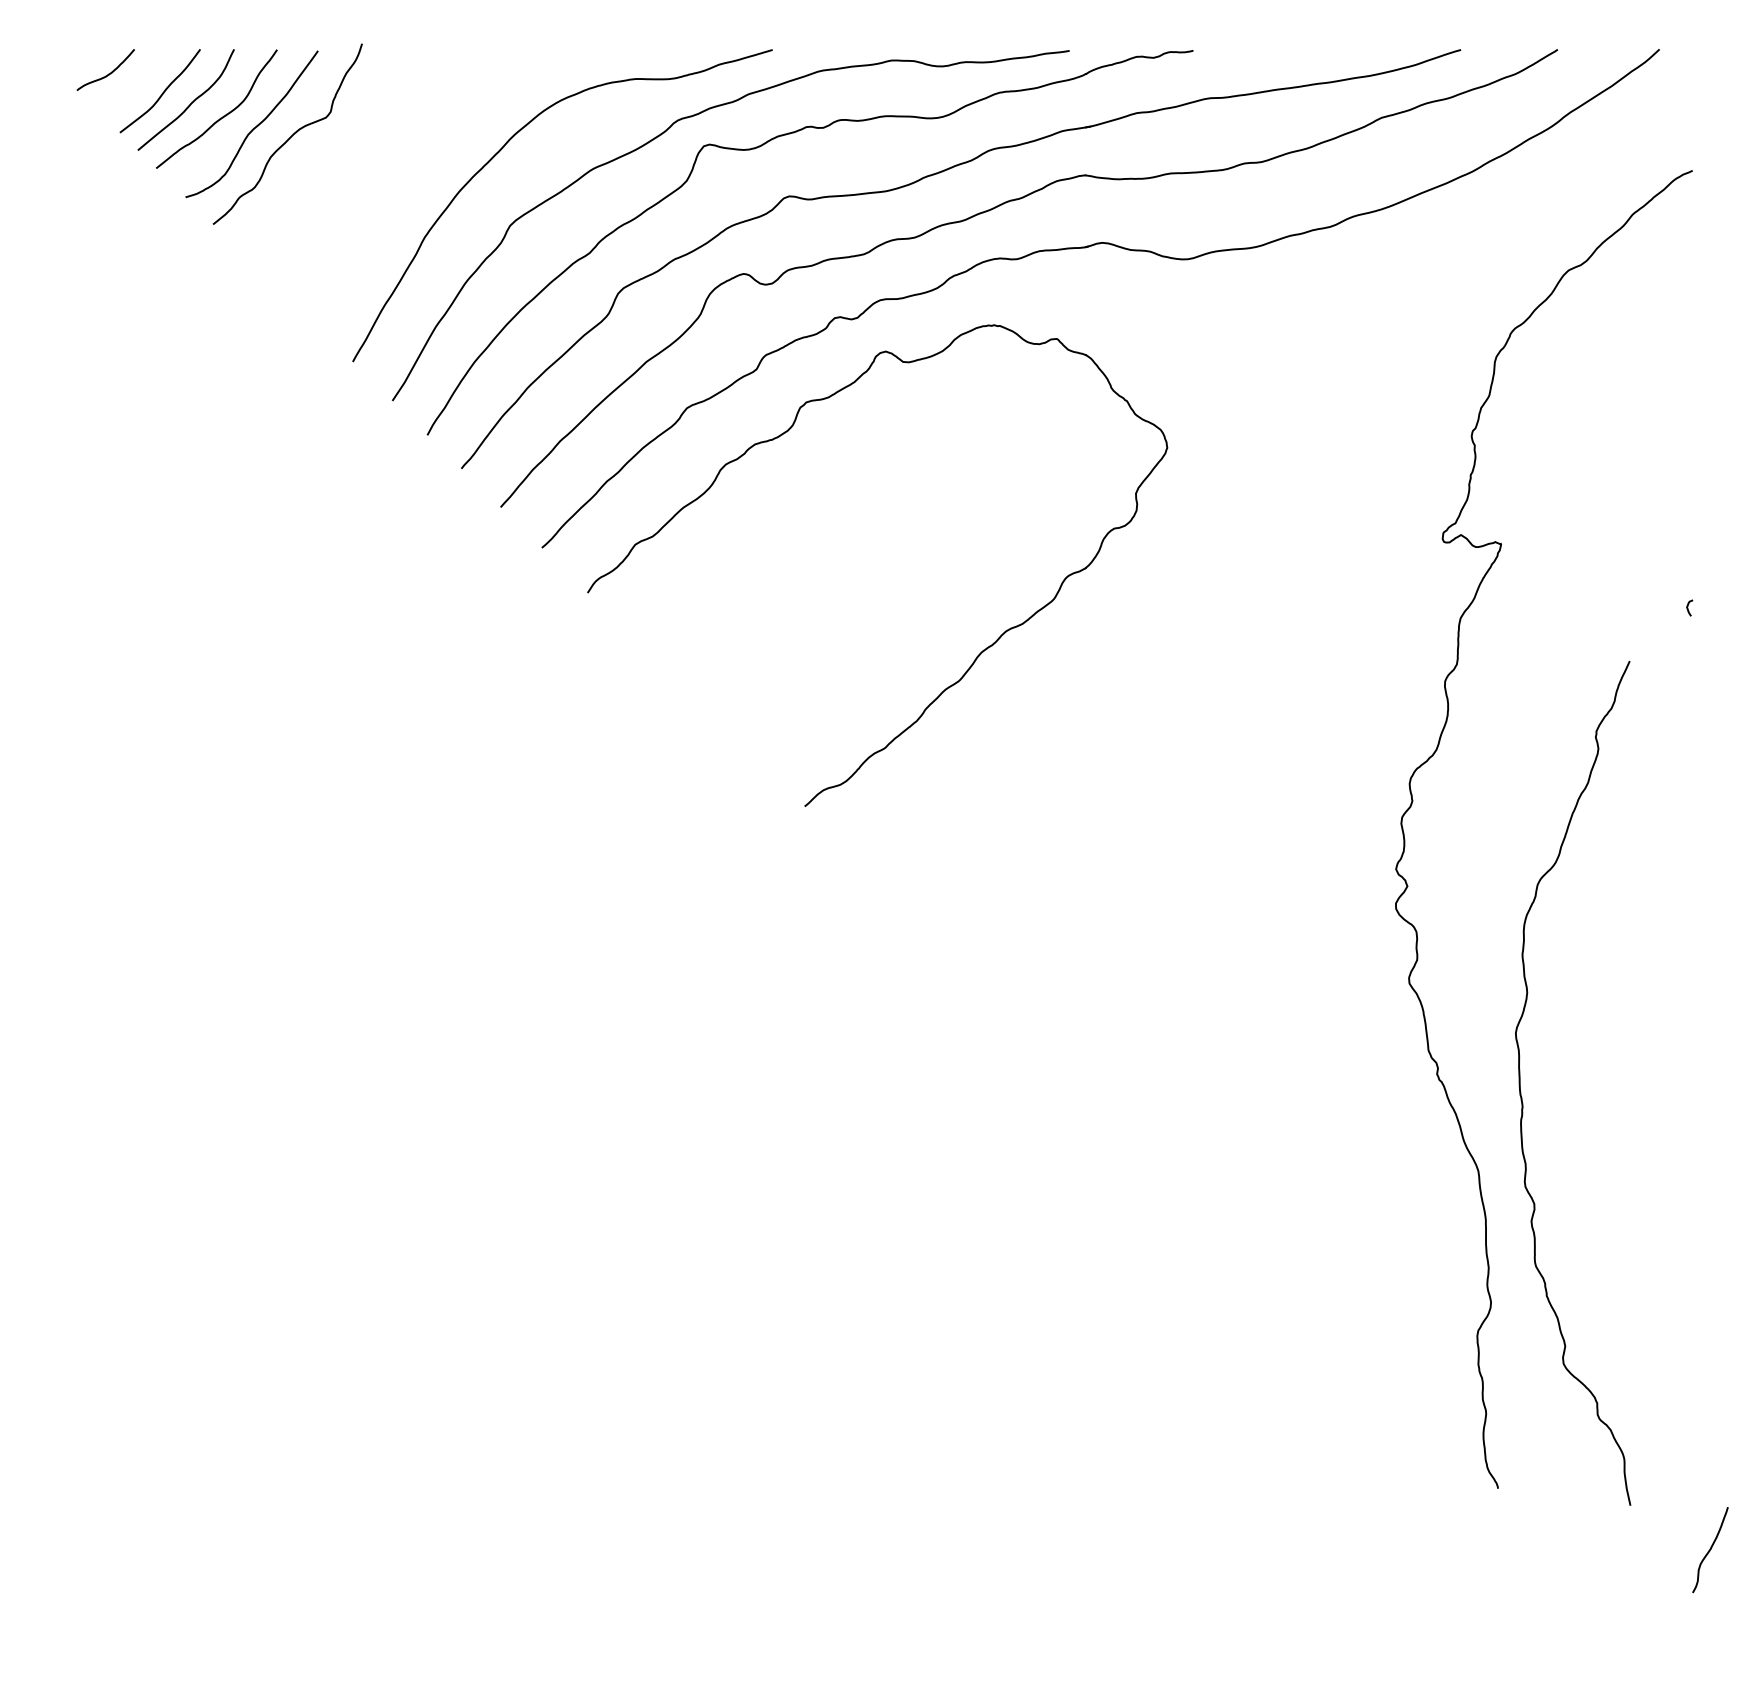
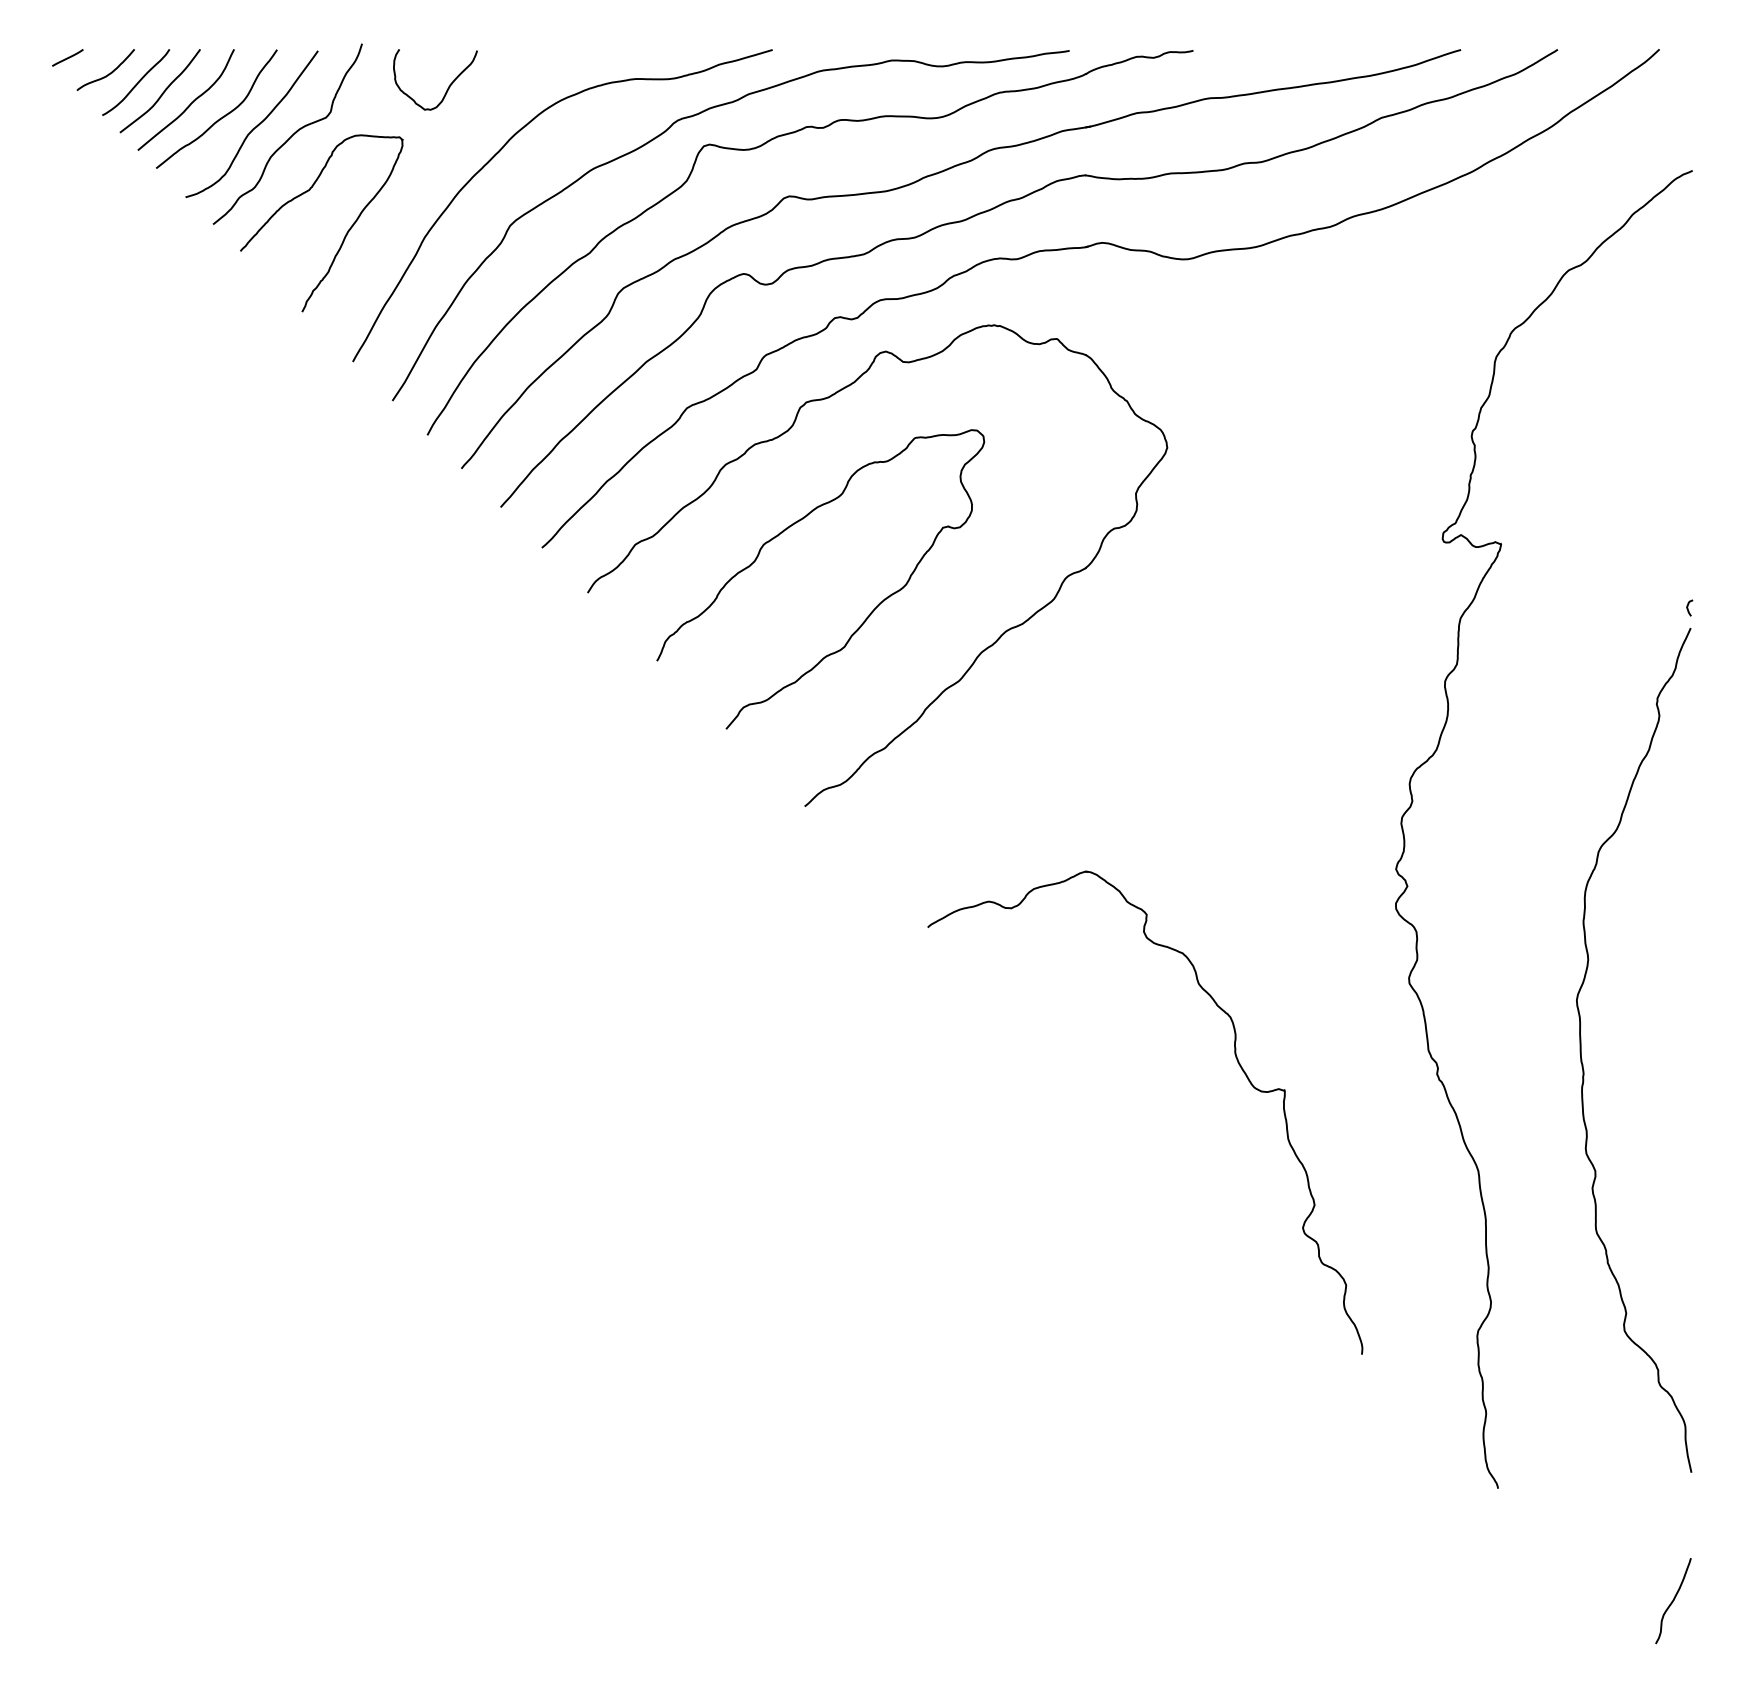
line: none -> present (67, 57)
curve: none -> present (136, 83)
curve: none -> present (448, 86)
curve: none -> present (345, 234)
curve: none -> present (865, 618)
part: none -> present (1239, 1066)
curve position: (1521, 1092) -> (1582, 1059) (1582, 1059)
curve position: (1710, 1550) -> (1673, 1601) (1673, 1601)
